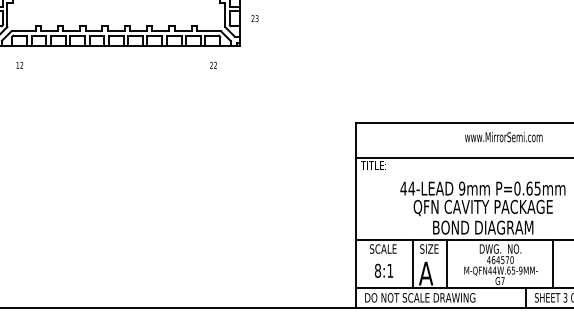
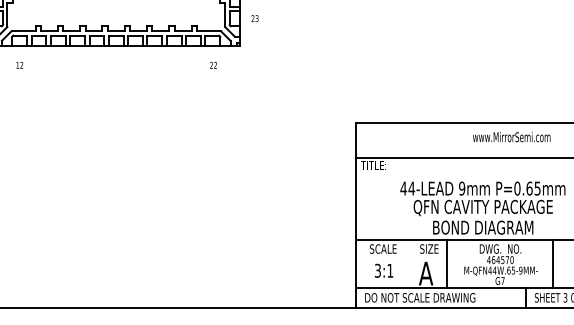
text position: (503, 137) -> (511, 137) (511, 137)
line: present -> none (412, 264)
text: 8:1 -> 3:1 (377, 270)
